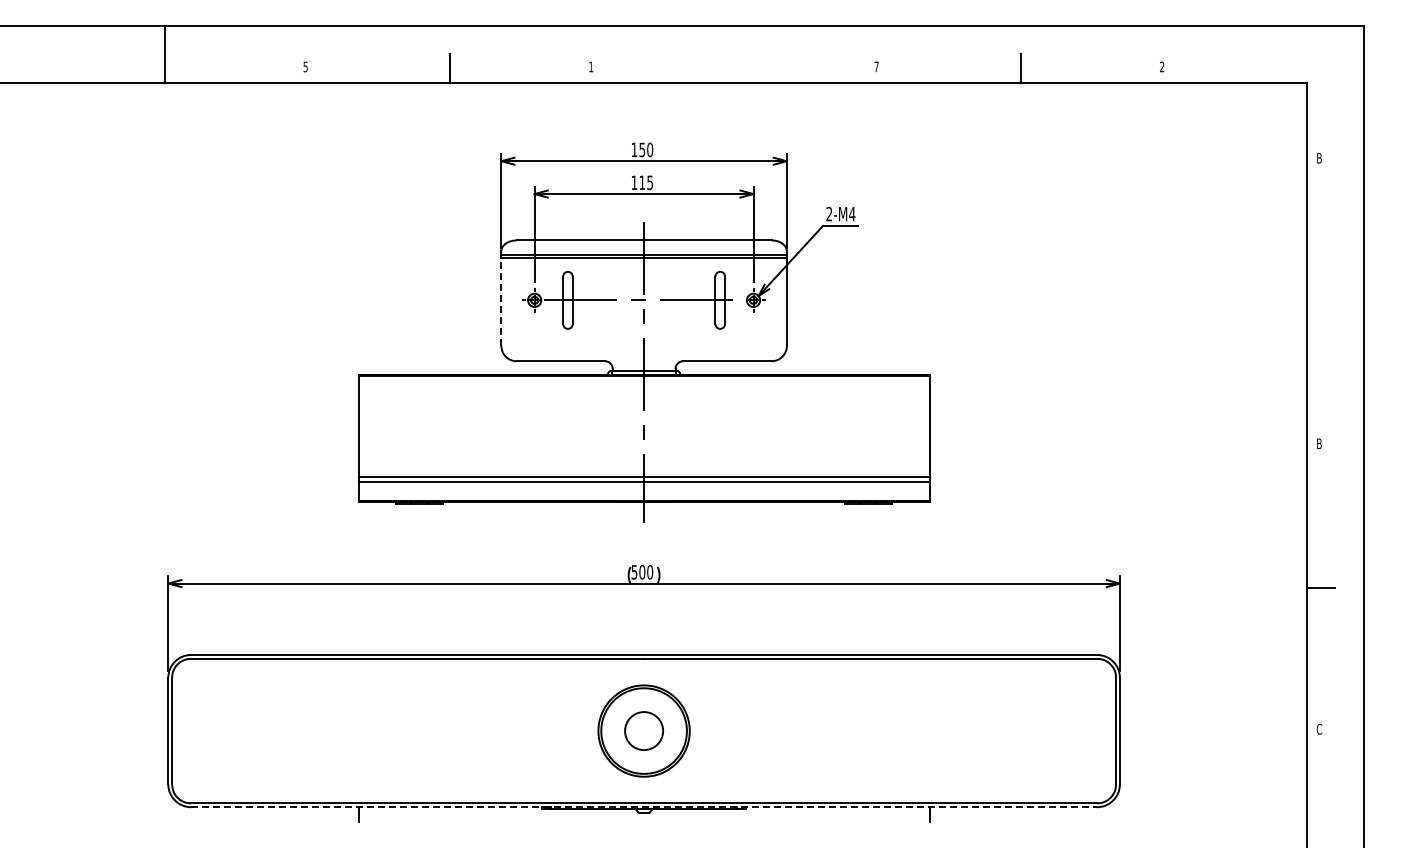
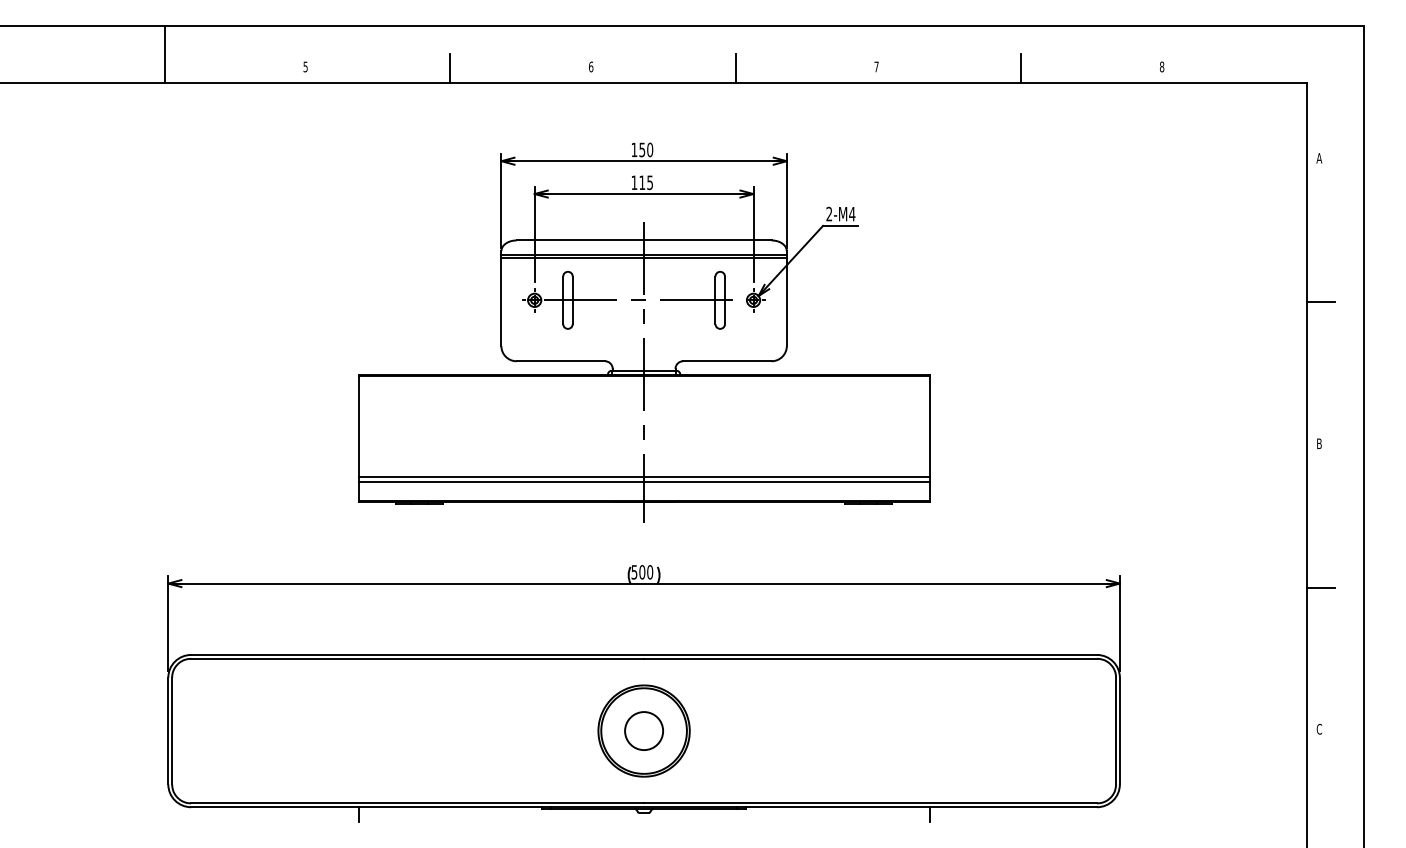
text: 1 -> 6 (591, 66)
text: 2 -> 8 (1161, 66)
line: none -> present (735, 68)
text: B -> A (1319, 158)
line: dashed -> solid (501, 302)
line: none -> present (1320, 302)
line: dashed -> solid (644, 807)
